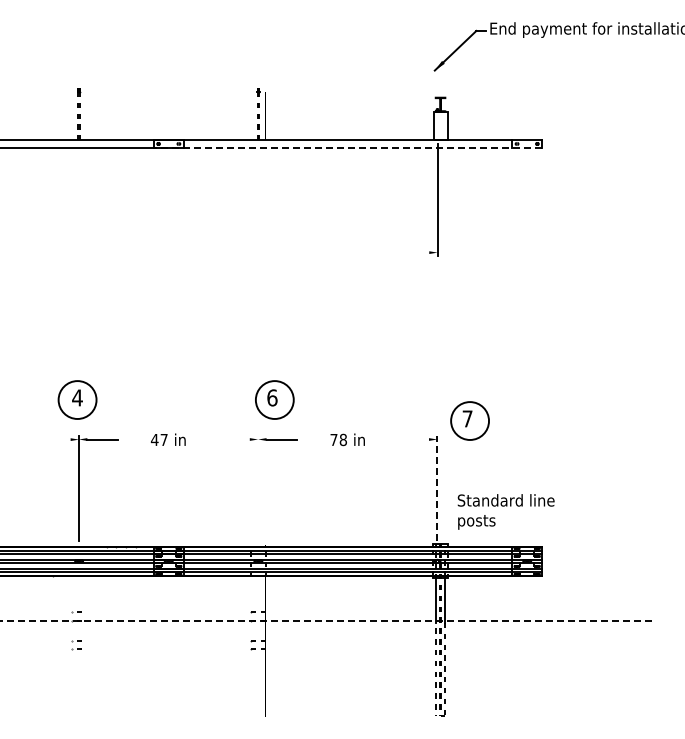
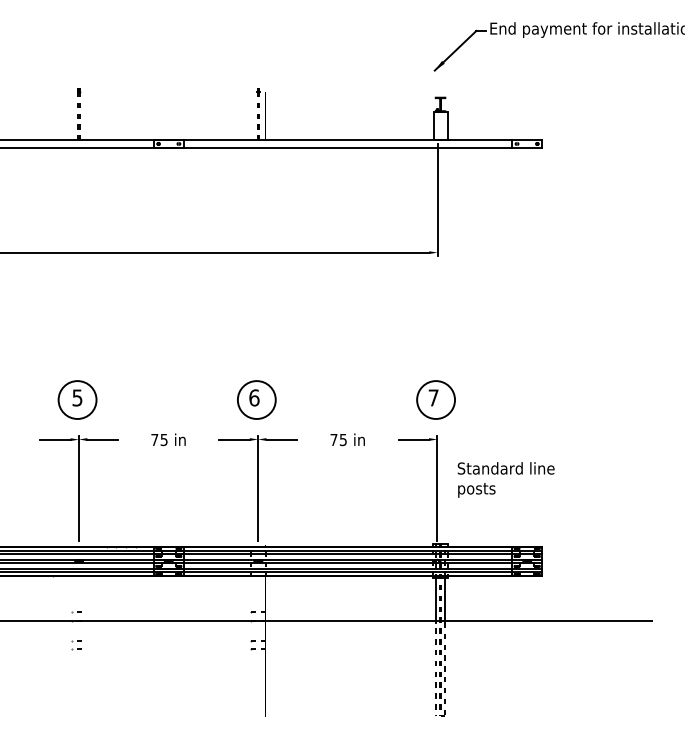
line: dashed -> solid (347, 147)
line: none -> present (215, 252)
text: 4 -> 5 (77, 397)
part position: (274, 399) -> (256, 399) (256, 399)
part position: (469, 420) -> (435, 399) (435, 399)
line: none -> present (55, 439)
line: none -> present (234, 439)
text: 78 -> 75 (342, 439)
line: none -> present (413, 439)
text: 47 -> 75 (158, 440)
line: none -> present (258, 488)
line: dashed -> solid (437, 488)
text position: (505, 511) -> (505, 479) (505, 479)
line: dashed -> solid (326, 621)
